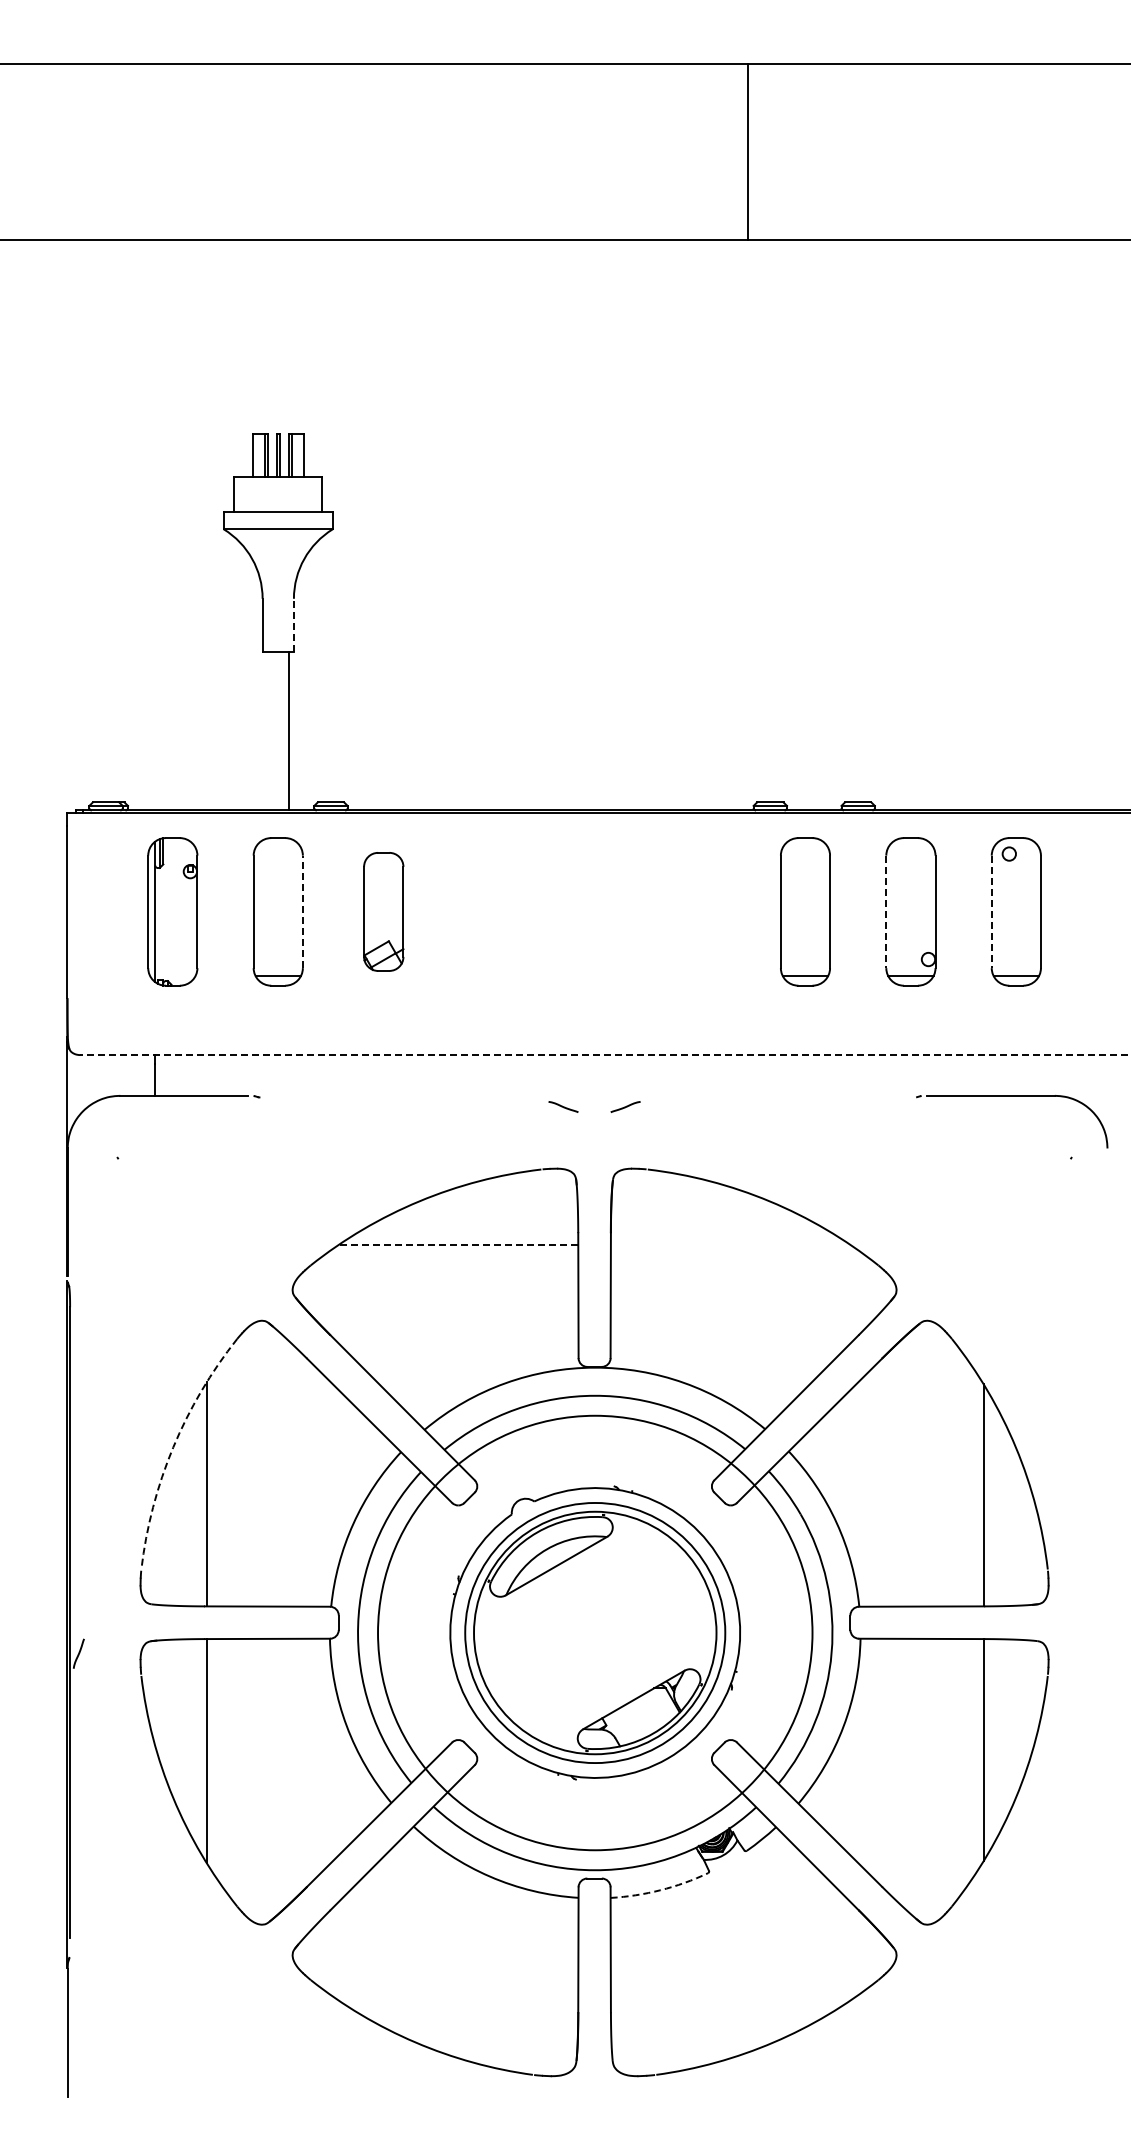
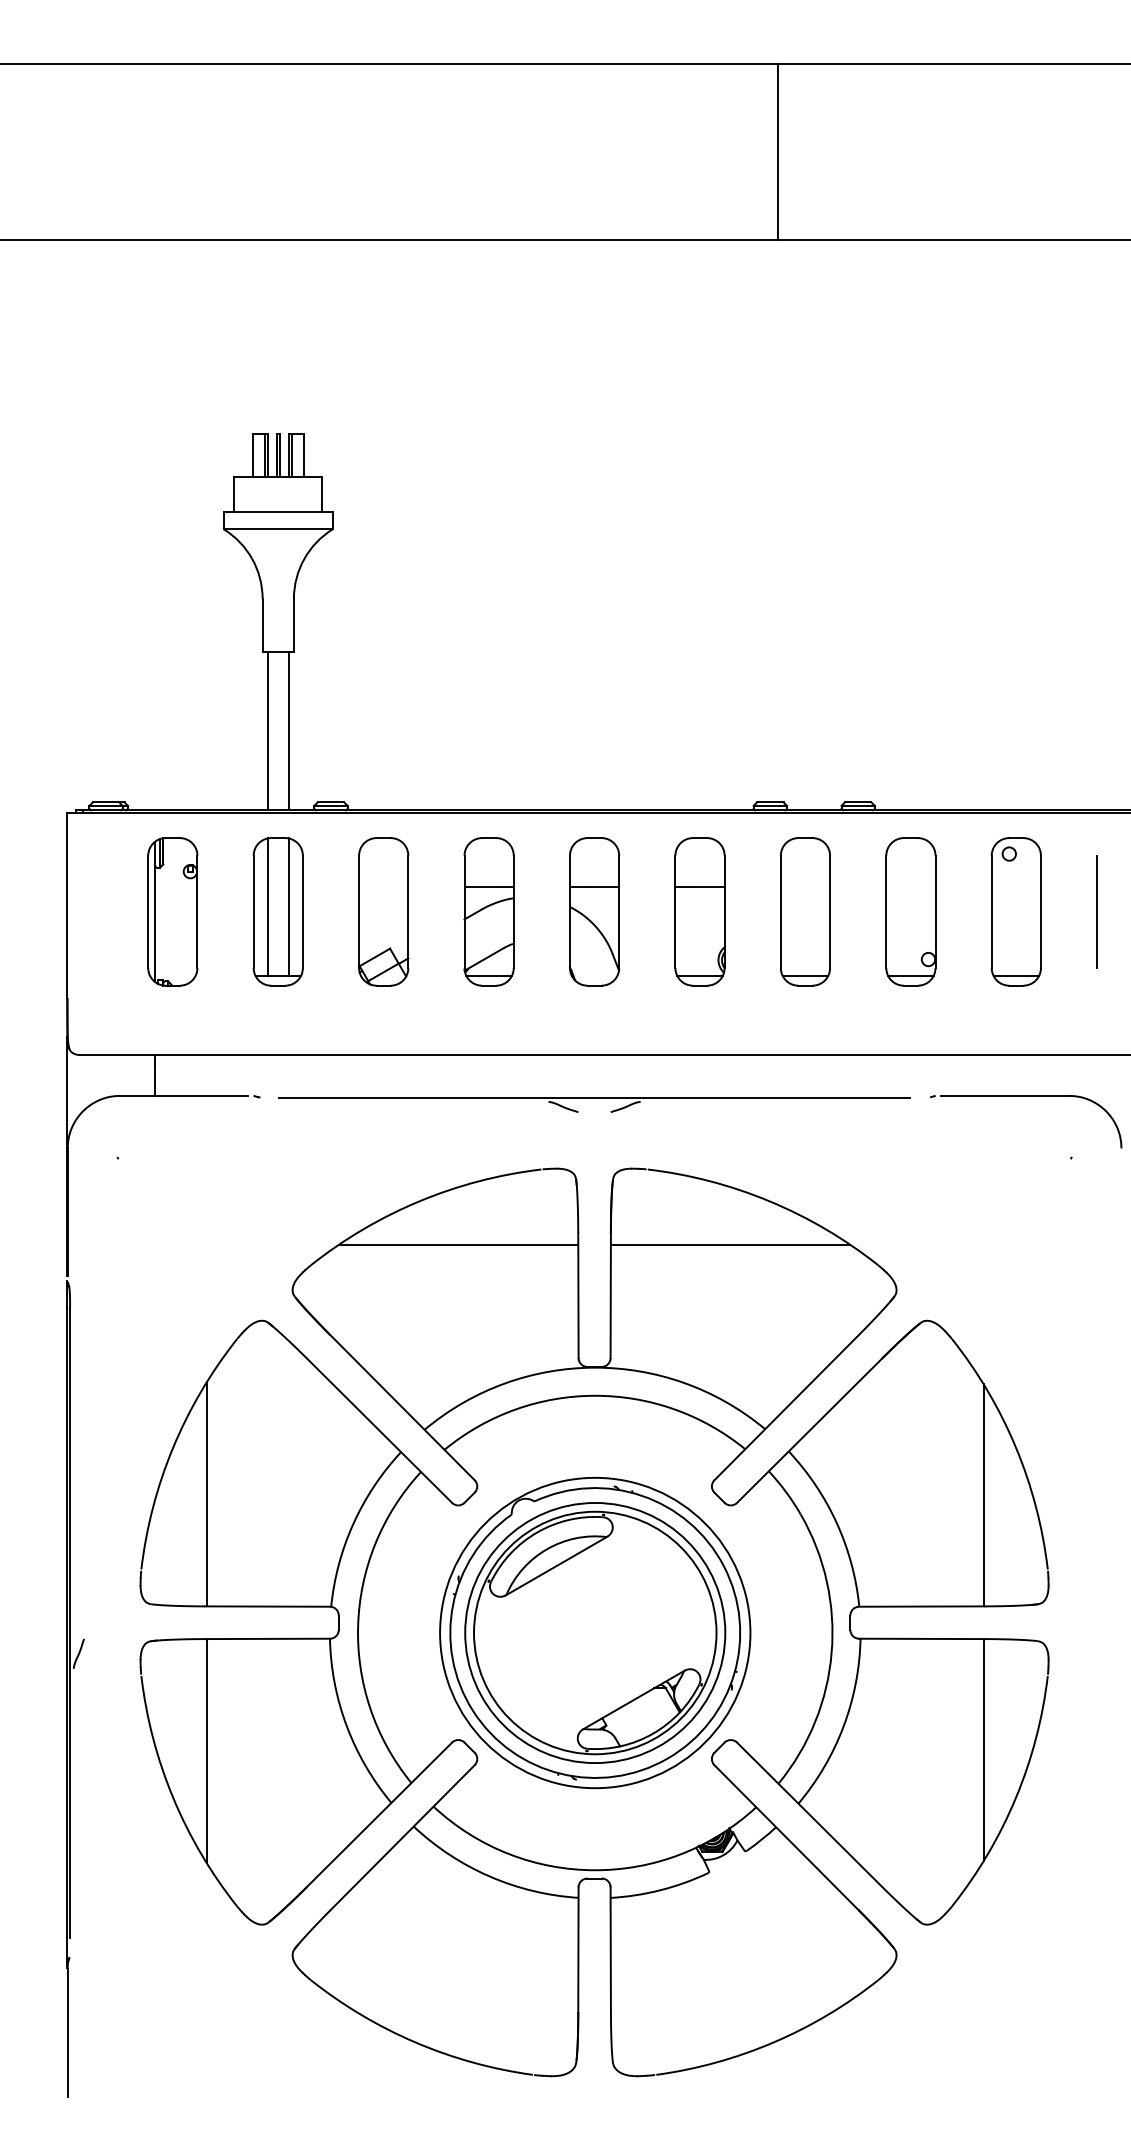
line position: (748, 152) -> (778, 152) (778, 152)
line: dashed -> solid (293, 625)
line: none -> present (267, 731)
line: none -> present (267, 907)
line: none -> present (288, 907)
line: dashed -> solid (302, 911)
part size: 42x120 px -> 52x150 px (383, 911)
part: none -> present (488, 911)
part: none -> present (594, 911)
part: none -> present (699, 911)
line: none -> present (1097, 911)
line: dashed -> solid (886, 912)
line: dashed -> solid (991, 912)
line: dashed -> solid (605, 1055)
part position: (1012, 1096) -> (1026, 1096) (1026, 1096)
line: none -> present (594, 1098)
line: dashed -> solid (458, 1244)
line: none -> present (730, 1244)
arc: dashed -> solid (173, 1447)
circle diameter: 434 px -> 310 px (595, 1632)
arc: dashed -> solid (660, 1890)
